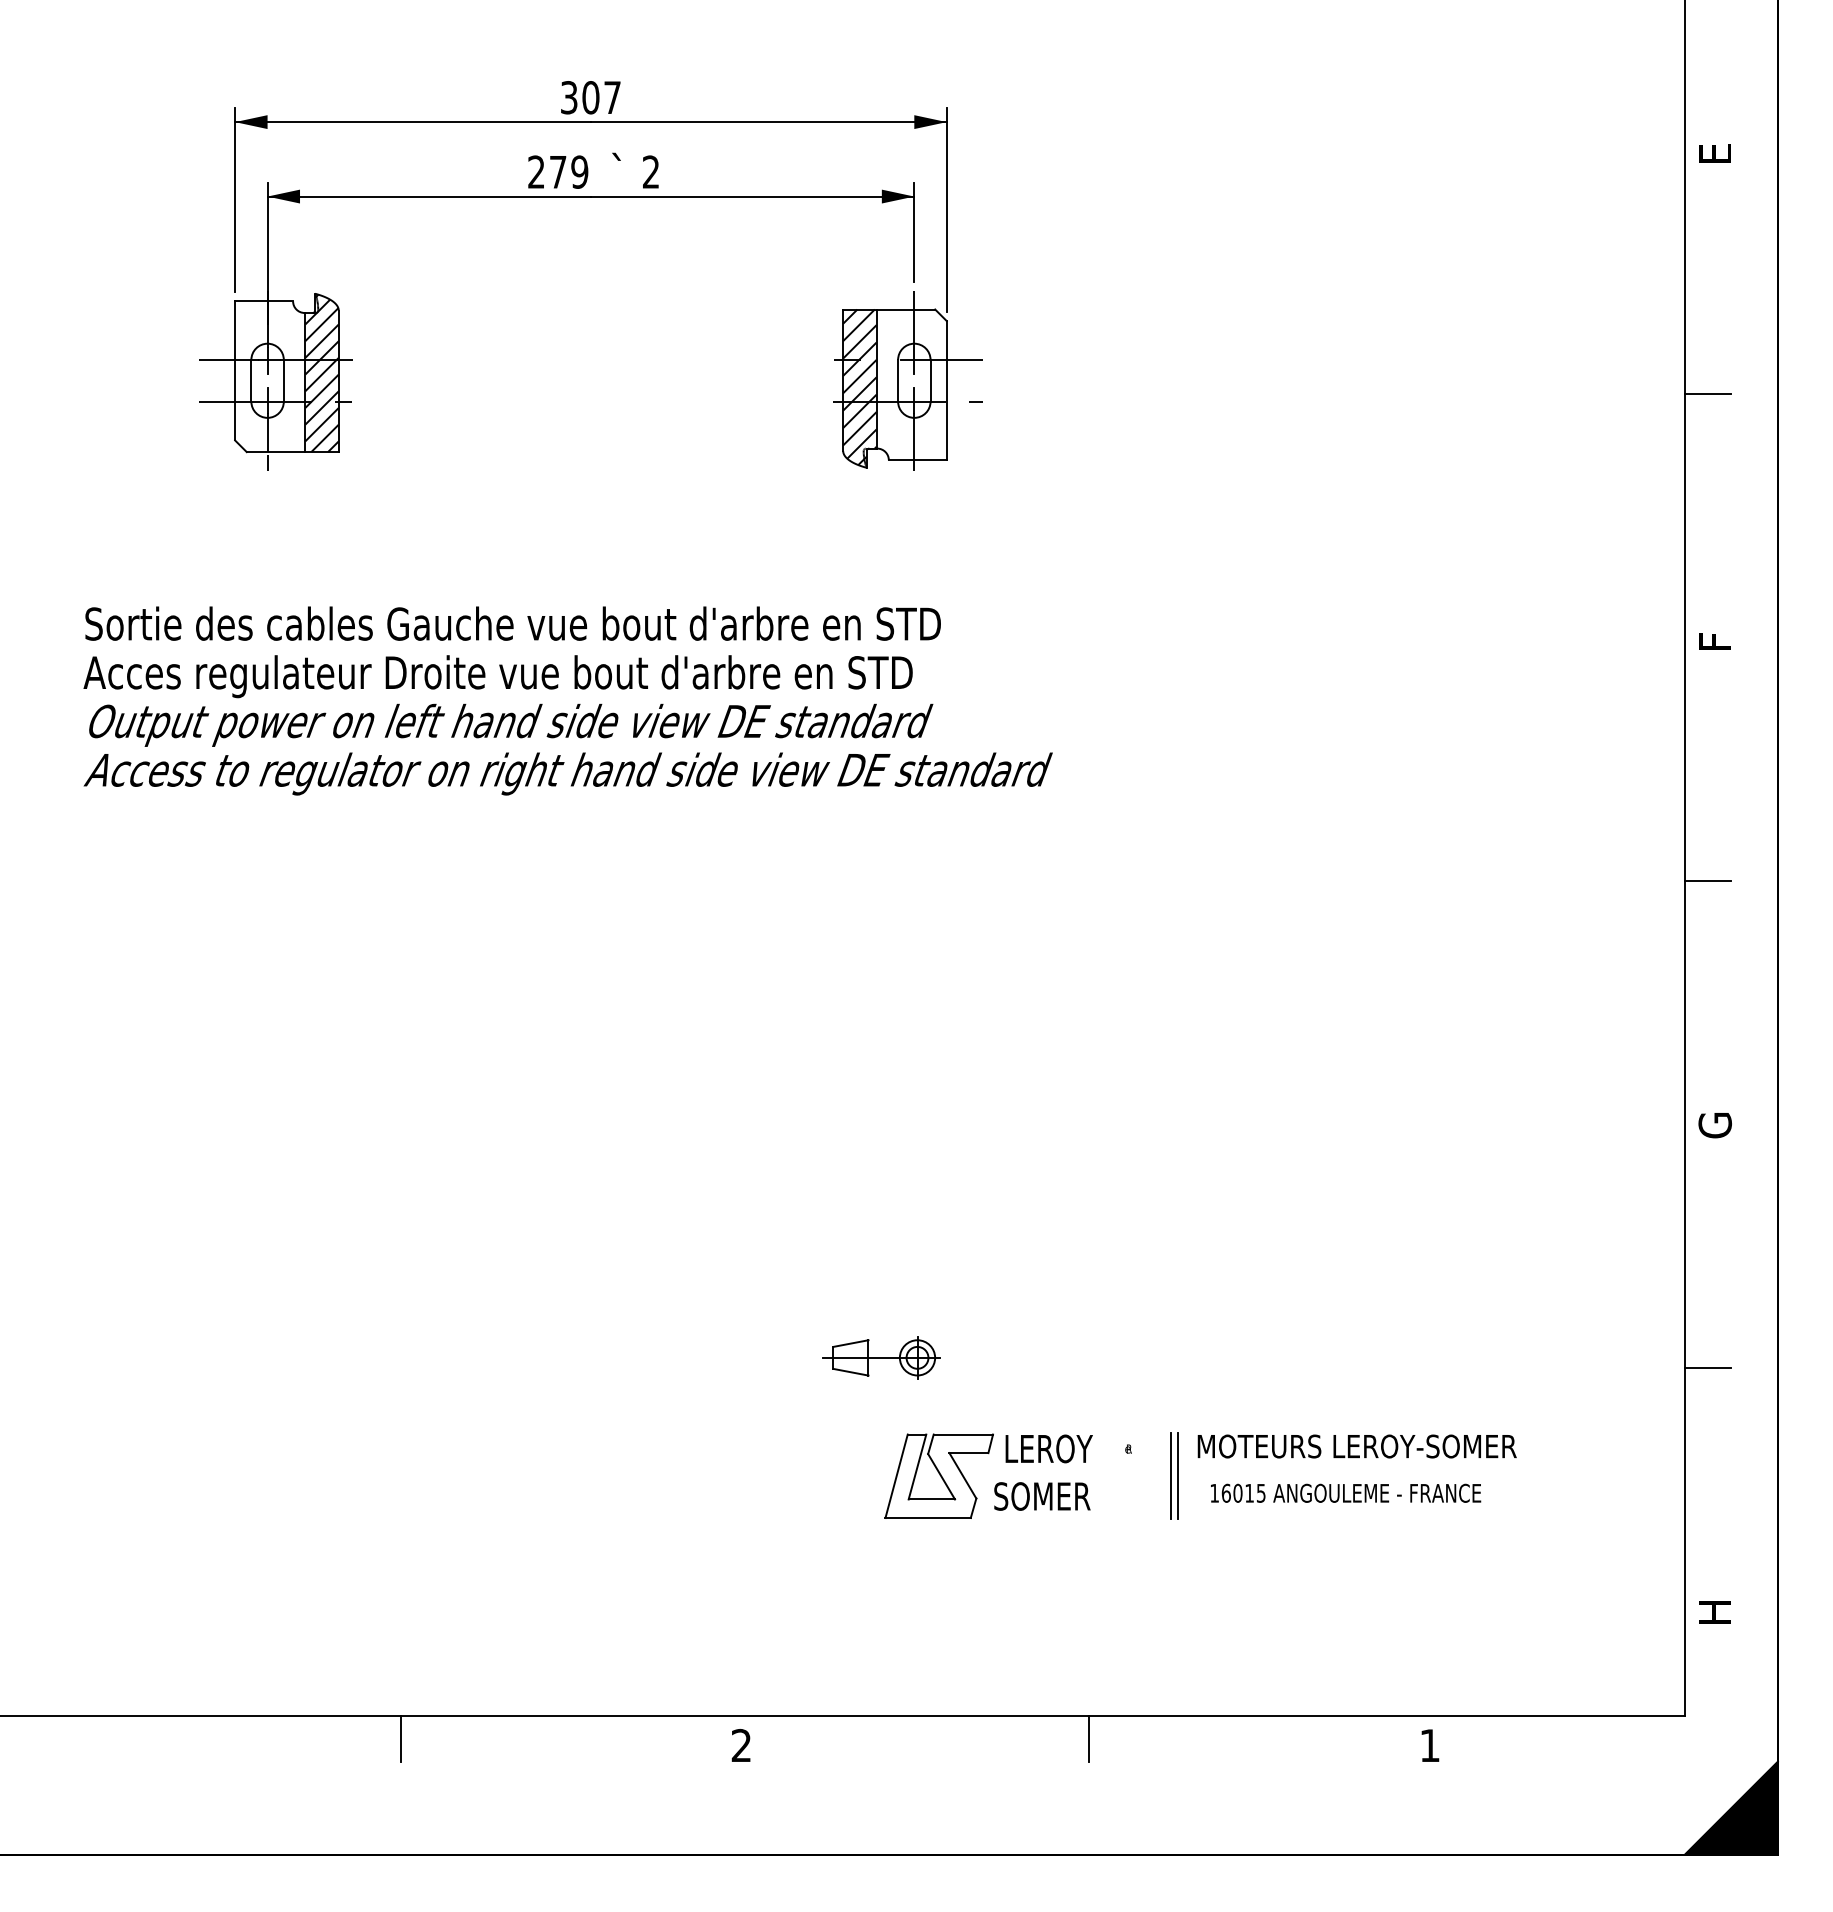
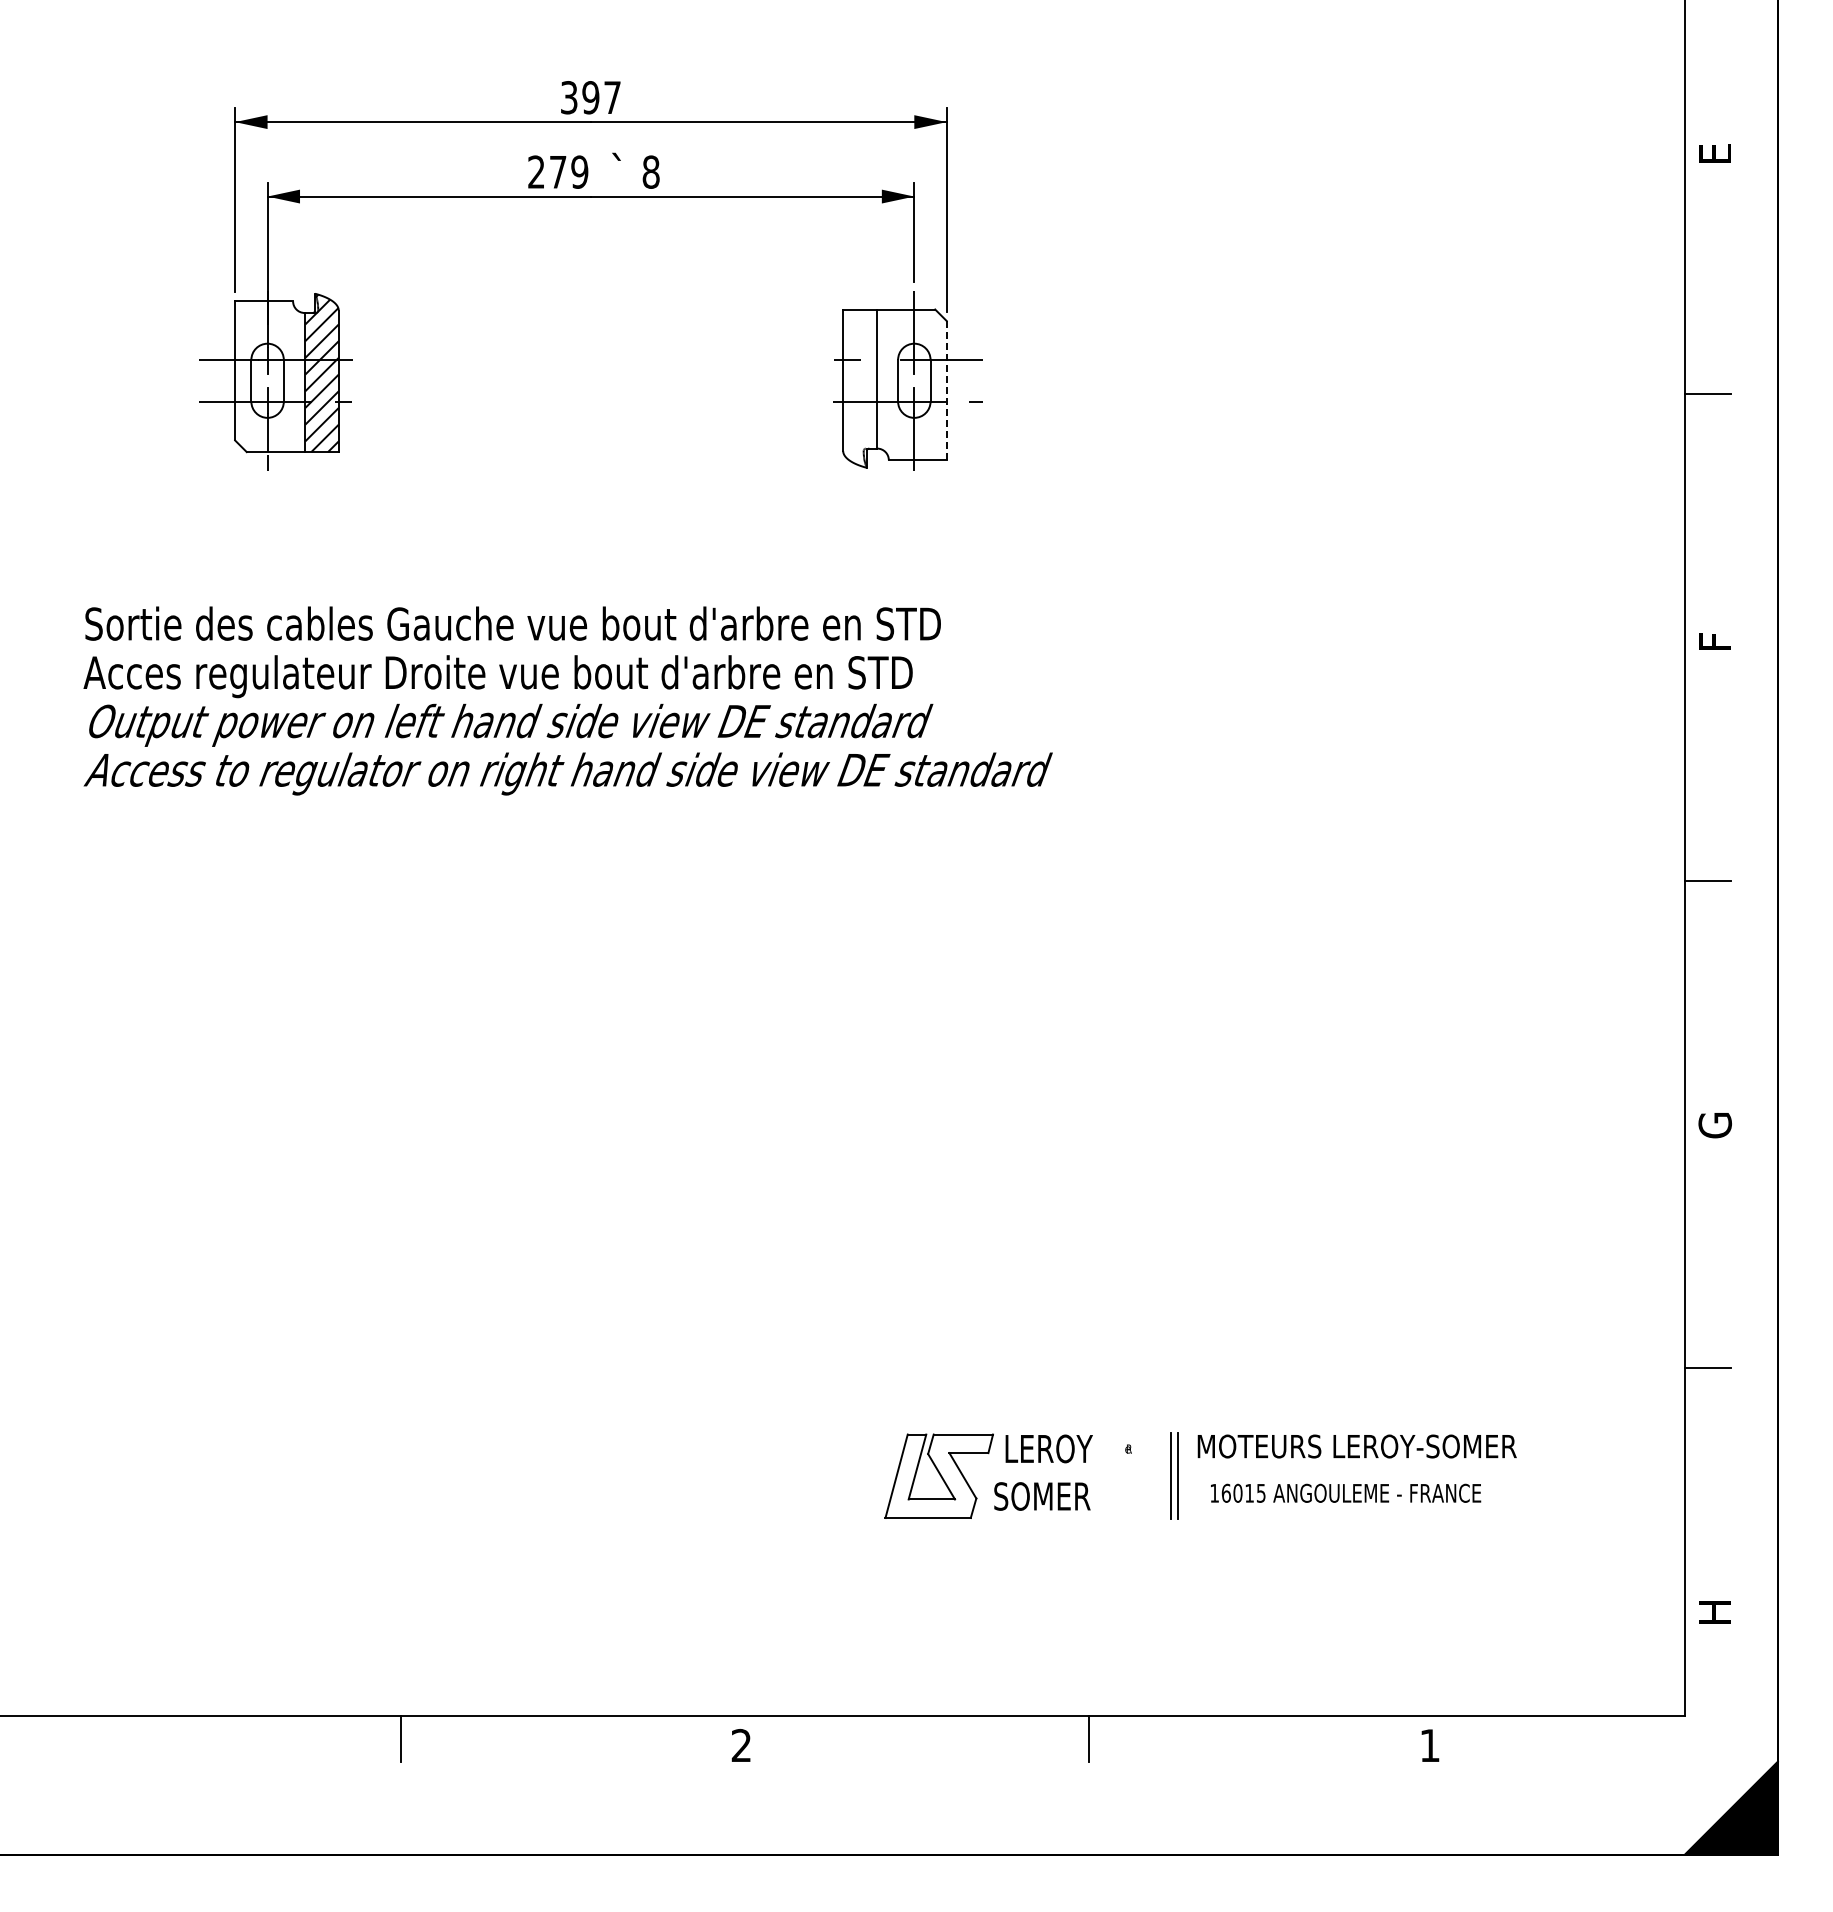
text: 307 -> 397 (590, 97)
text: 2 -> 8 (650, 171)
hatch: present -> none (859, 387)
line: solid -> dashed (946, 390)
part: present -> none (881, 1357)
